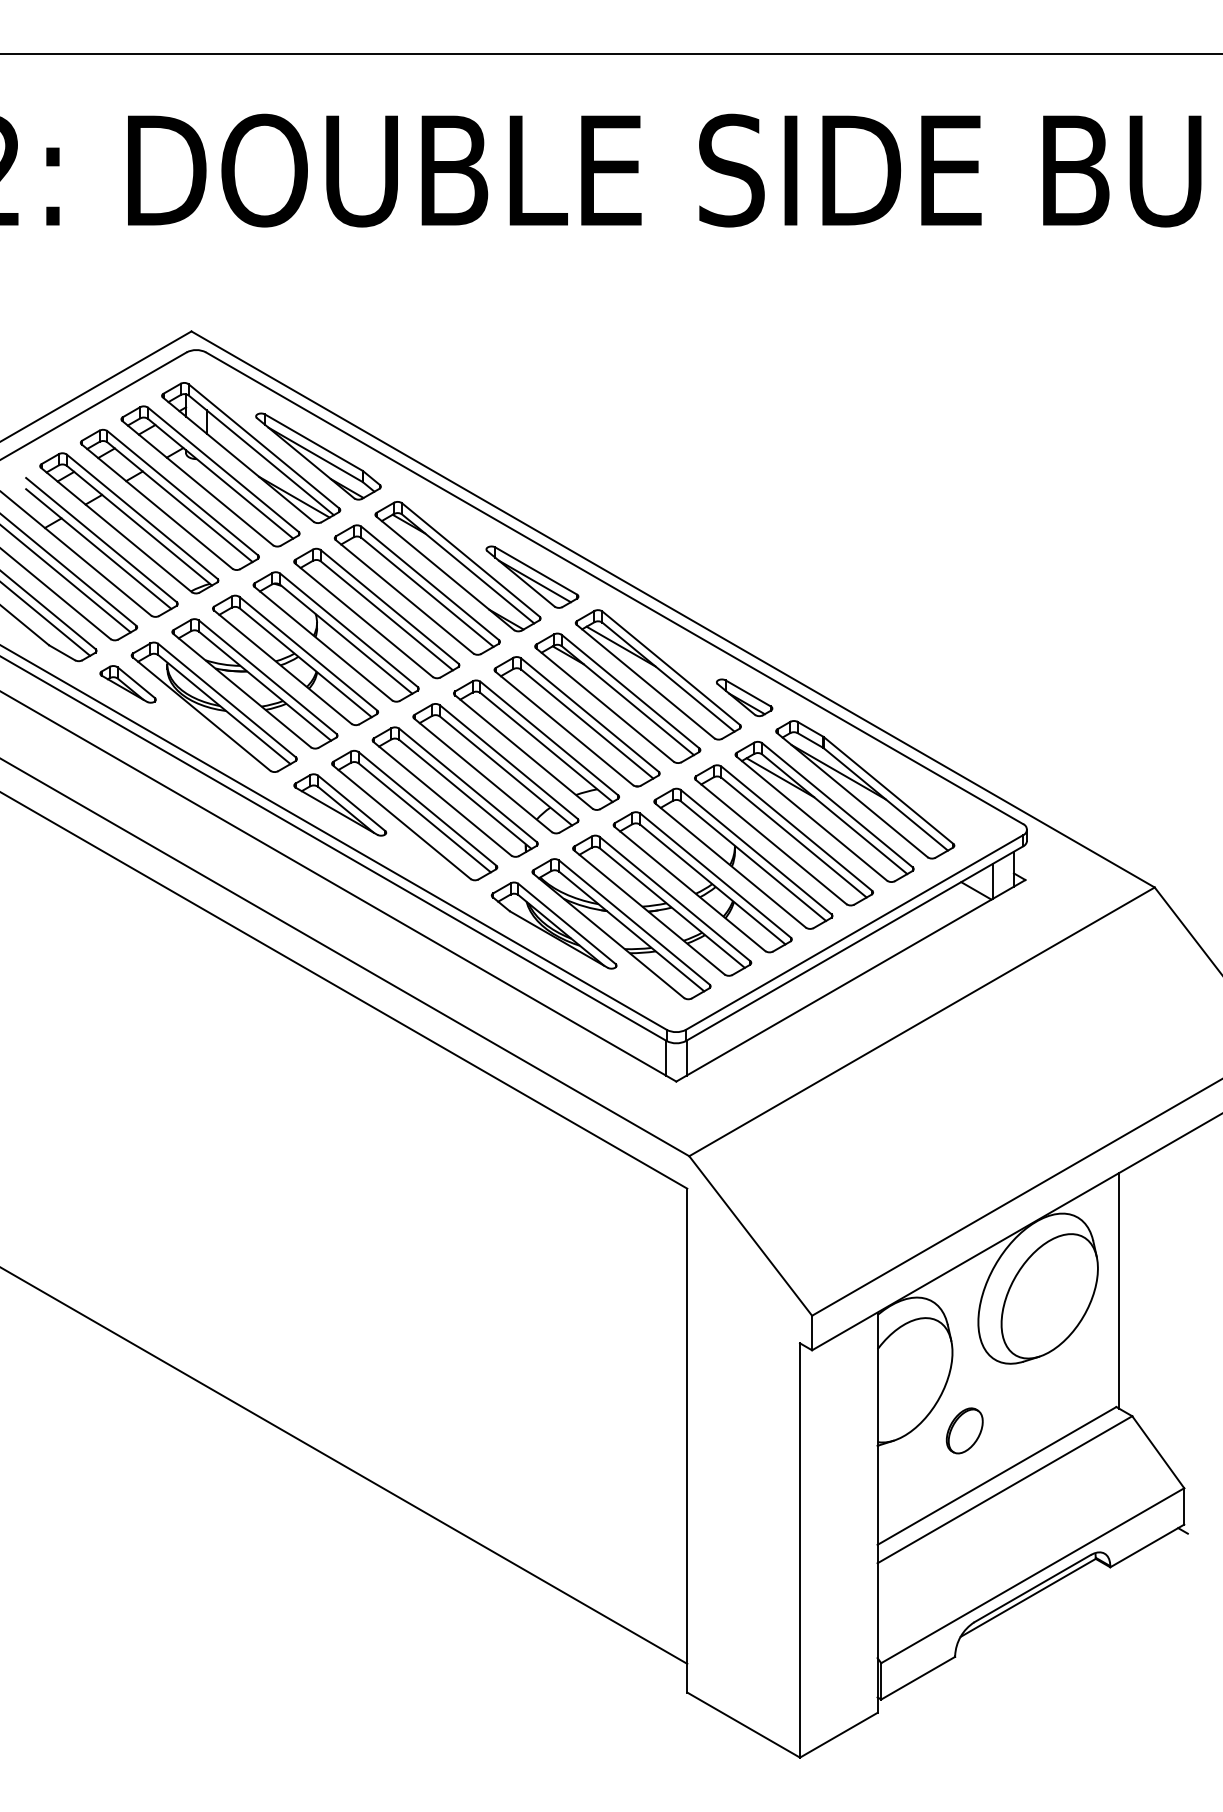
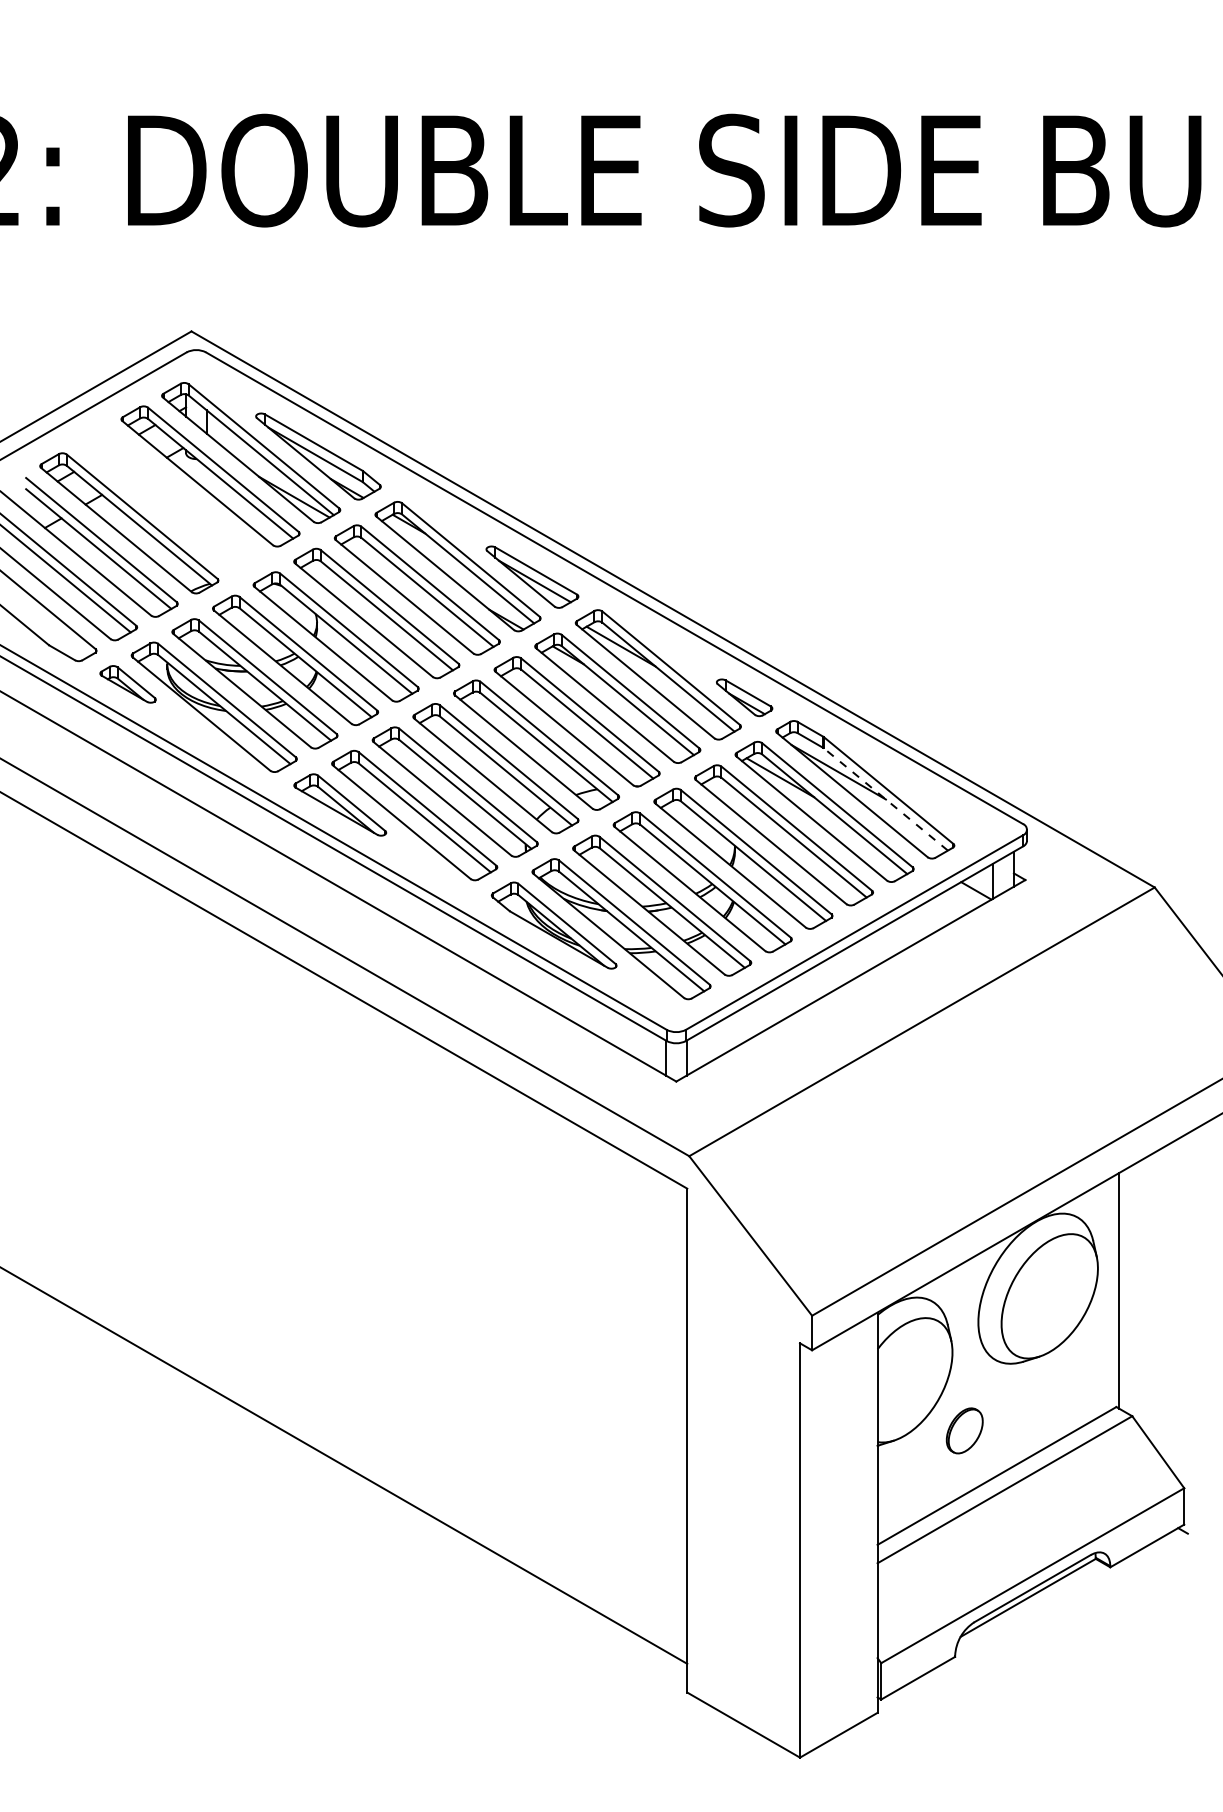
line: present -> none (610, 54)
part: present -> none (169, 499)
line: present -> none (46, 619)
line: solid -> dashed (885, 799)
